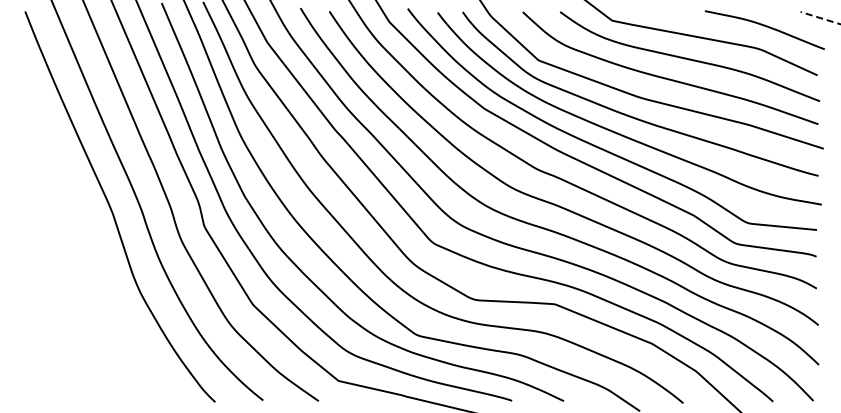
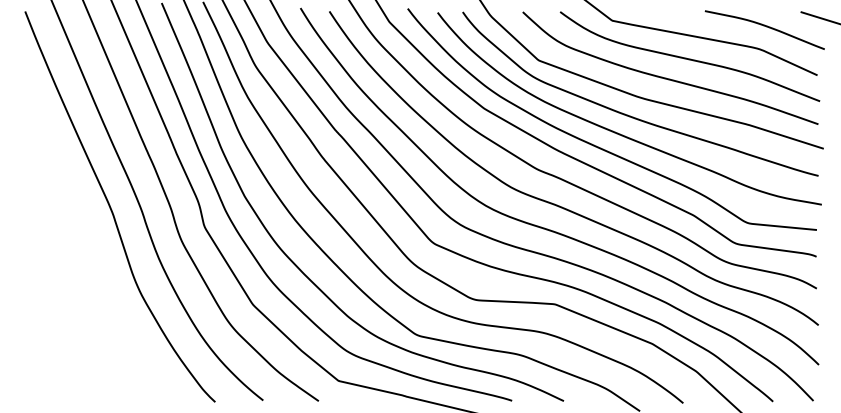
line: dashed -> solid (820, 18)
